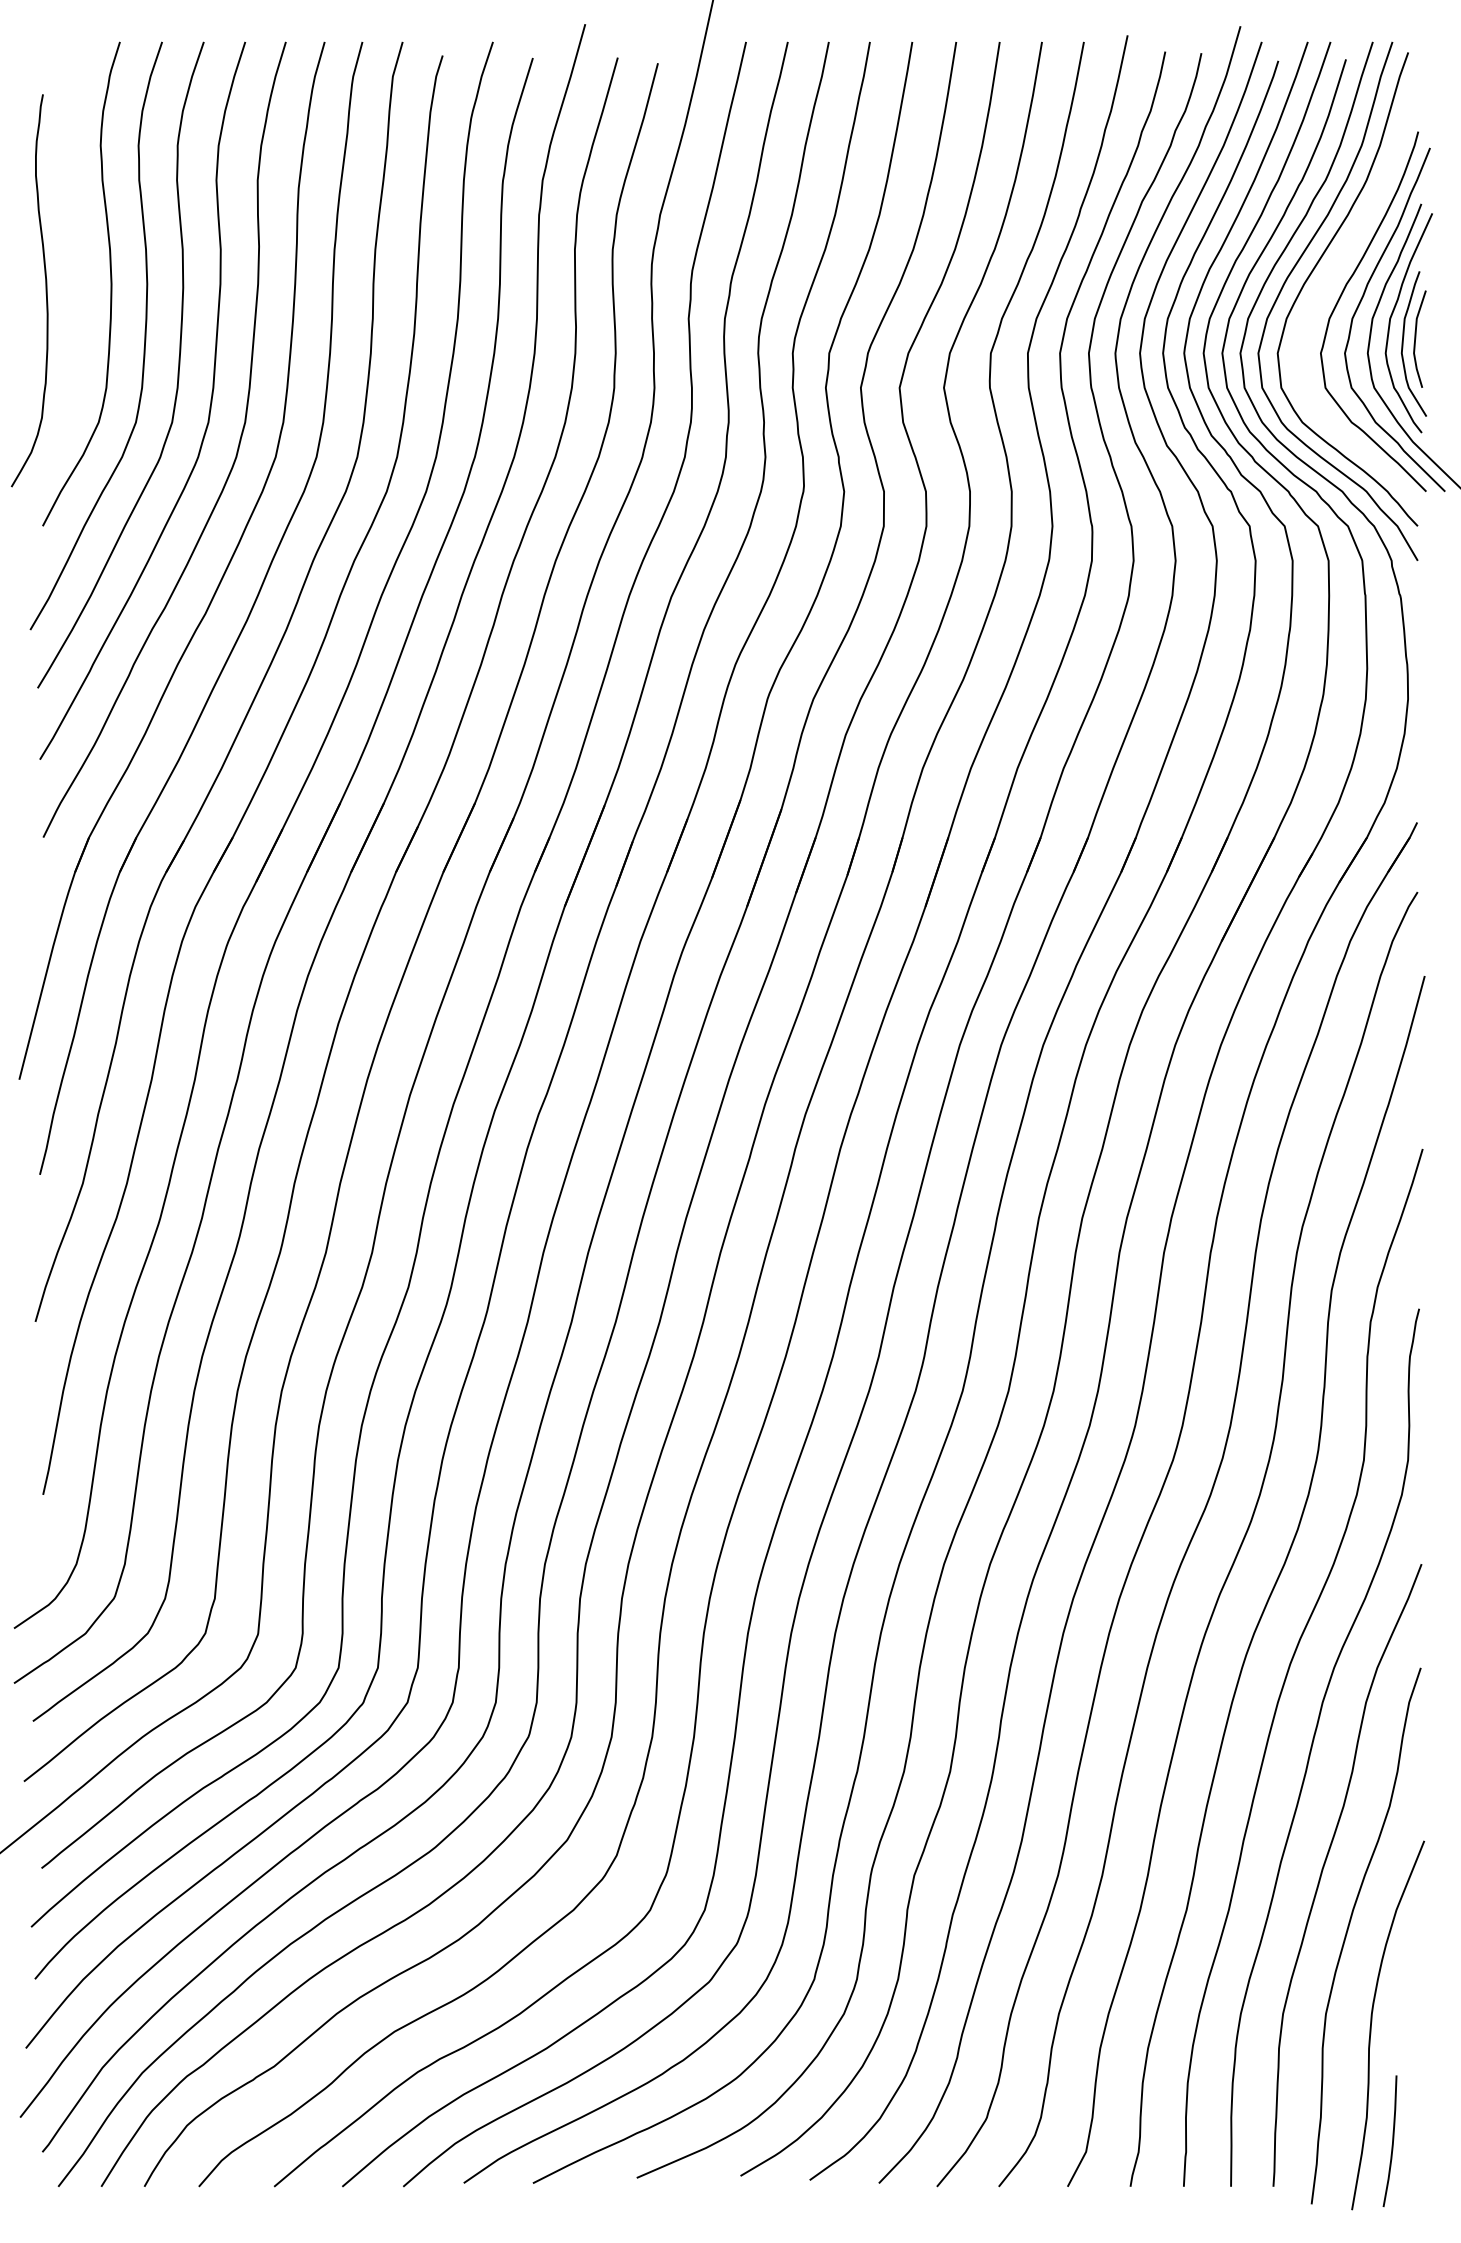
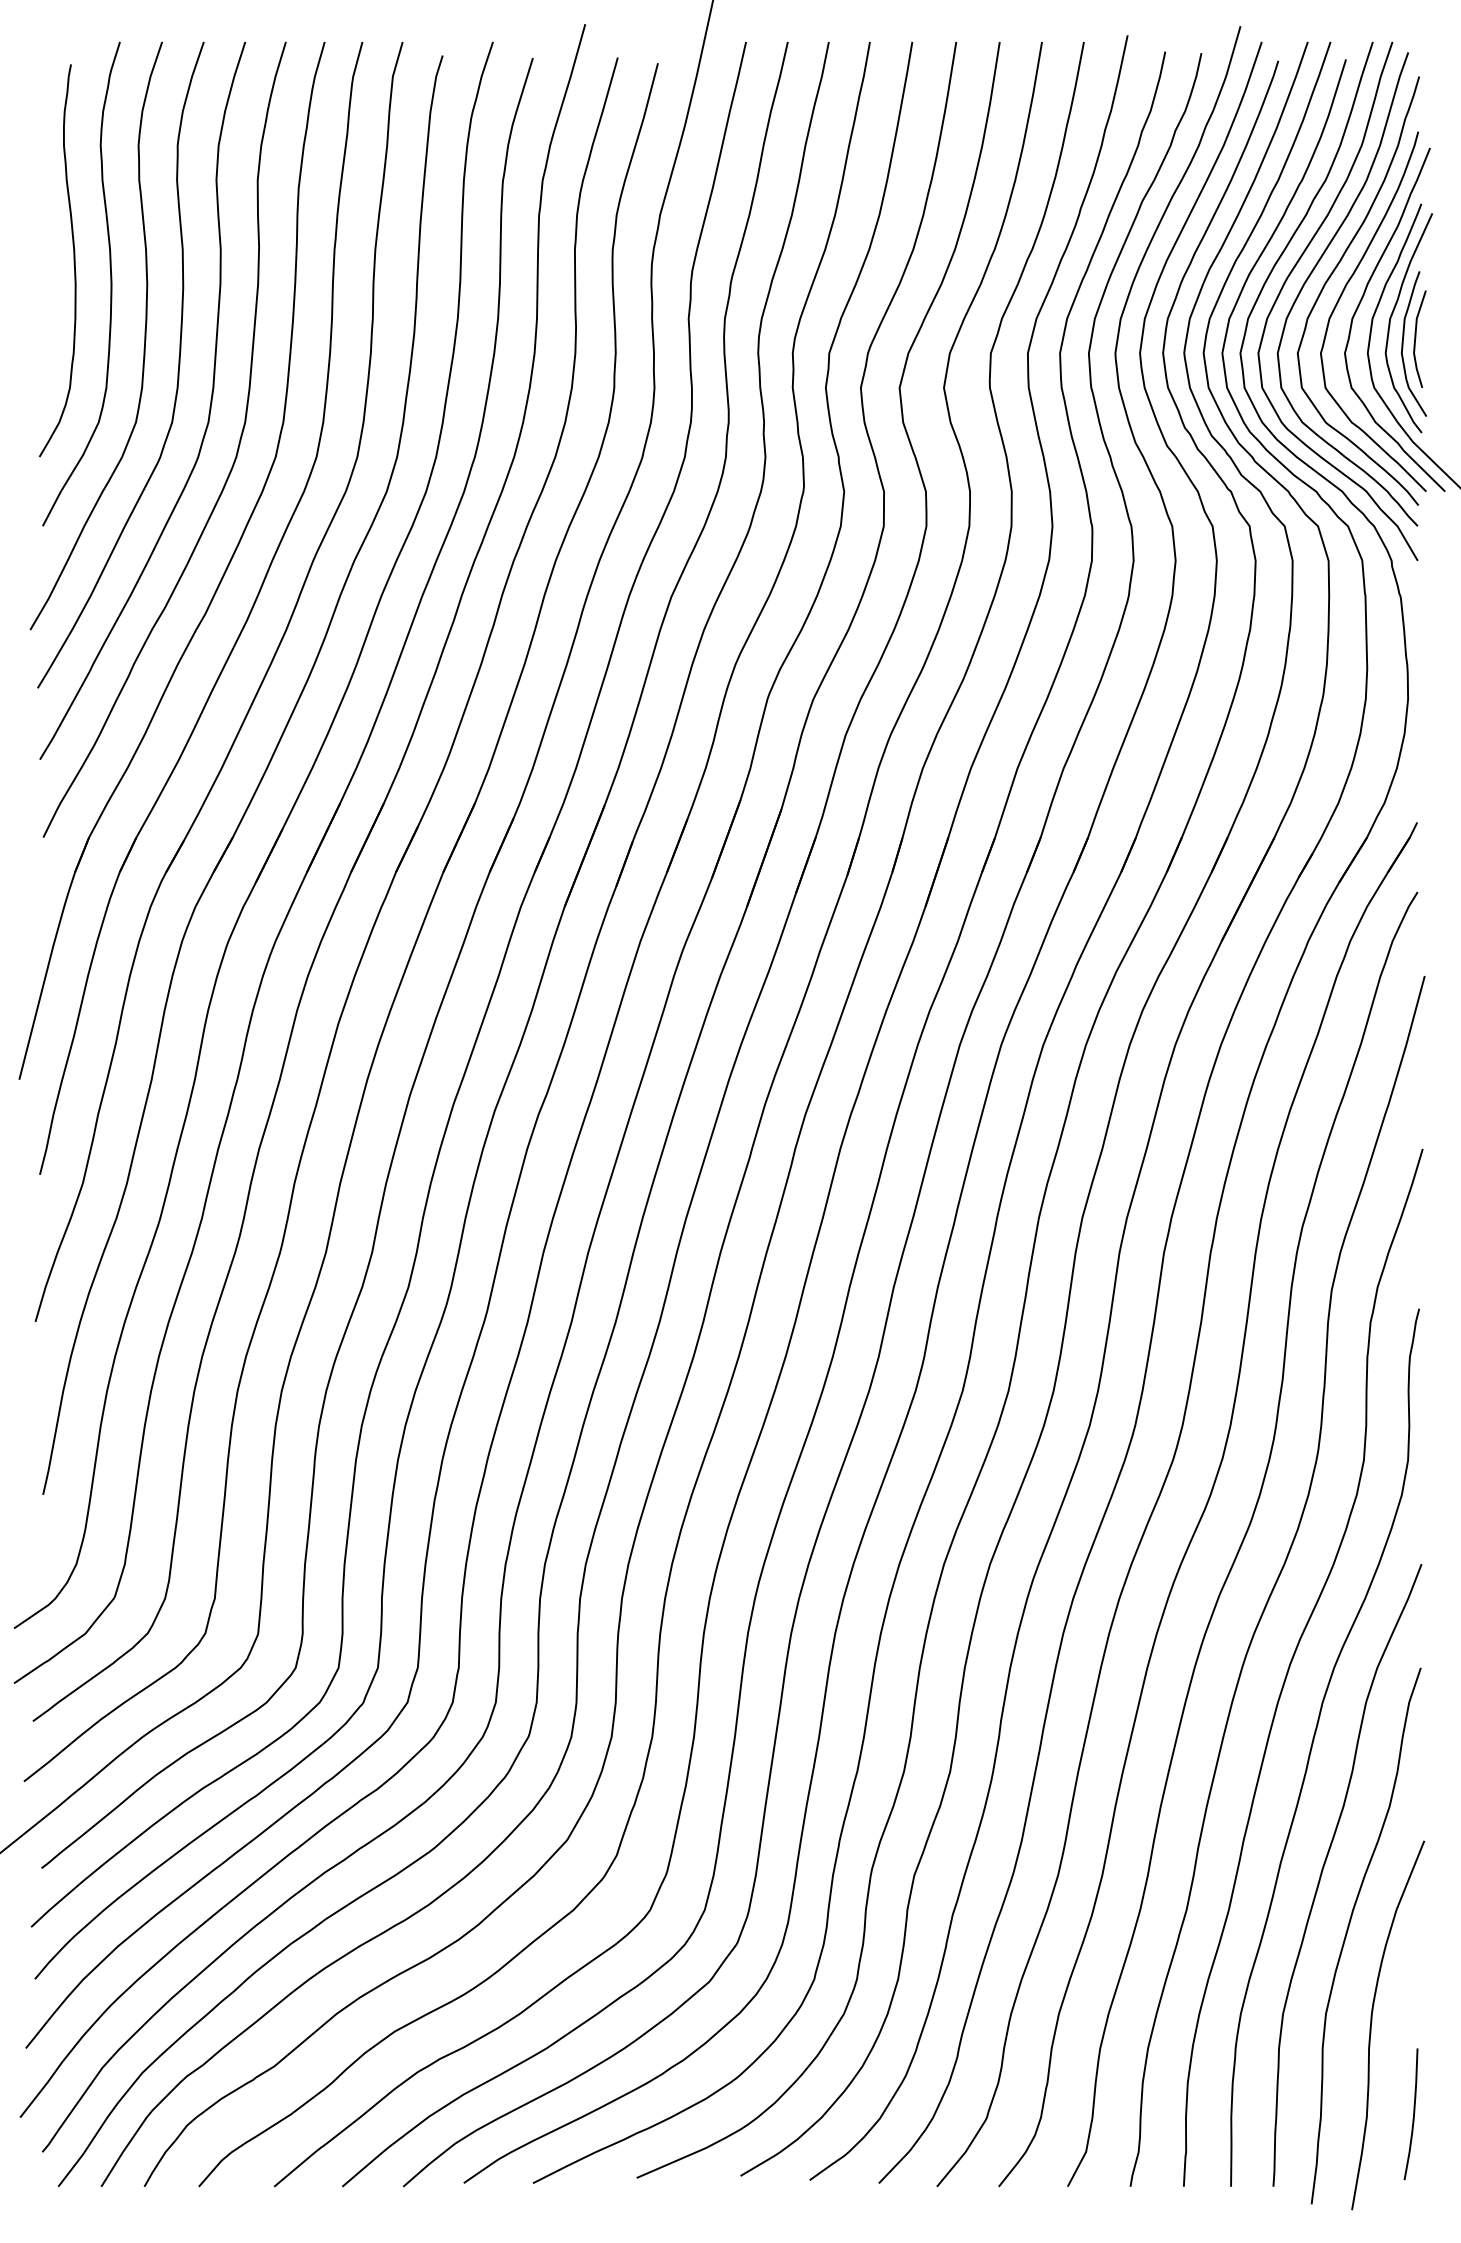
curve: none -> present (1333, 273)
curve position: (45, 290) -> (73, 260) (73, 260)
curve position: (1392, 2141) -> (1413, 2114) (1413, 2114)
